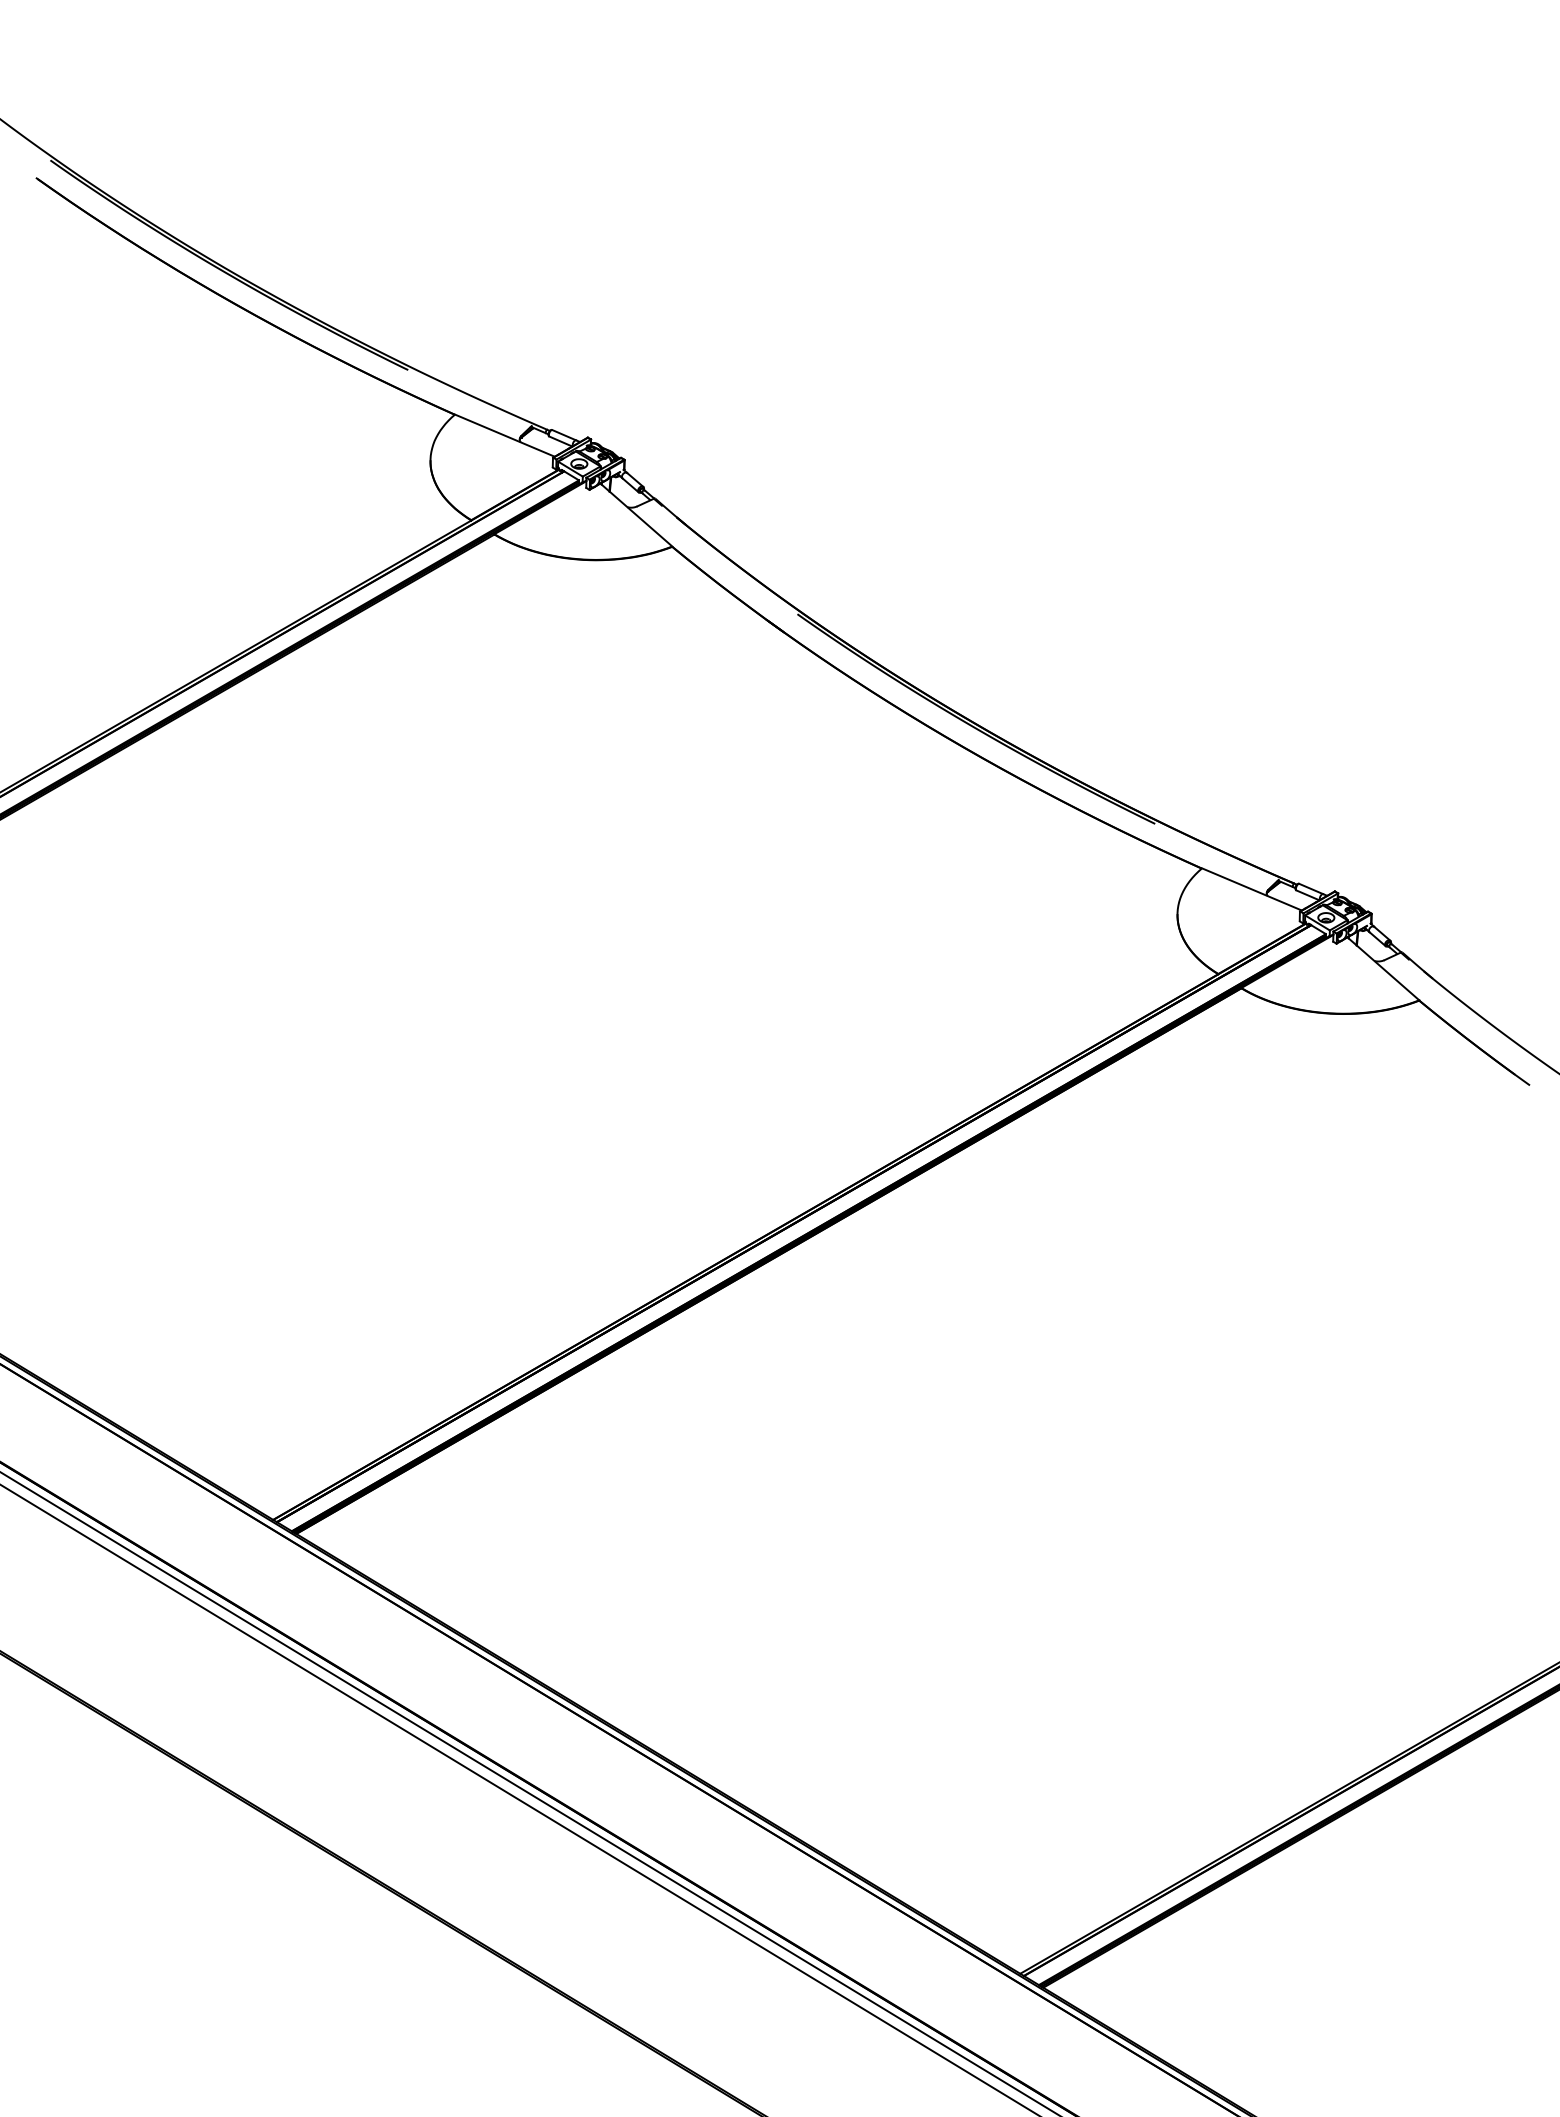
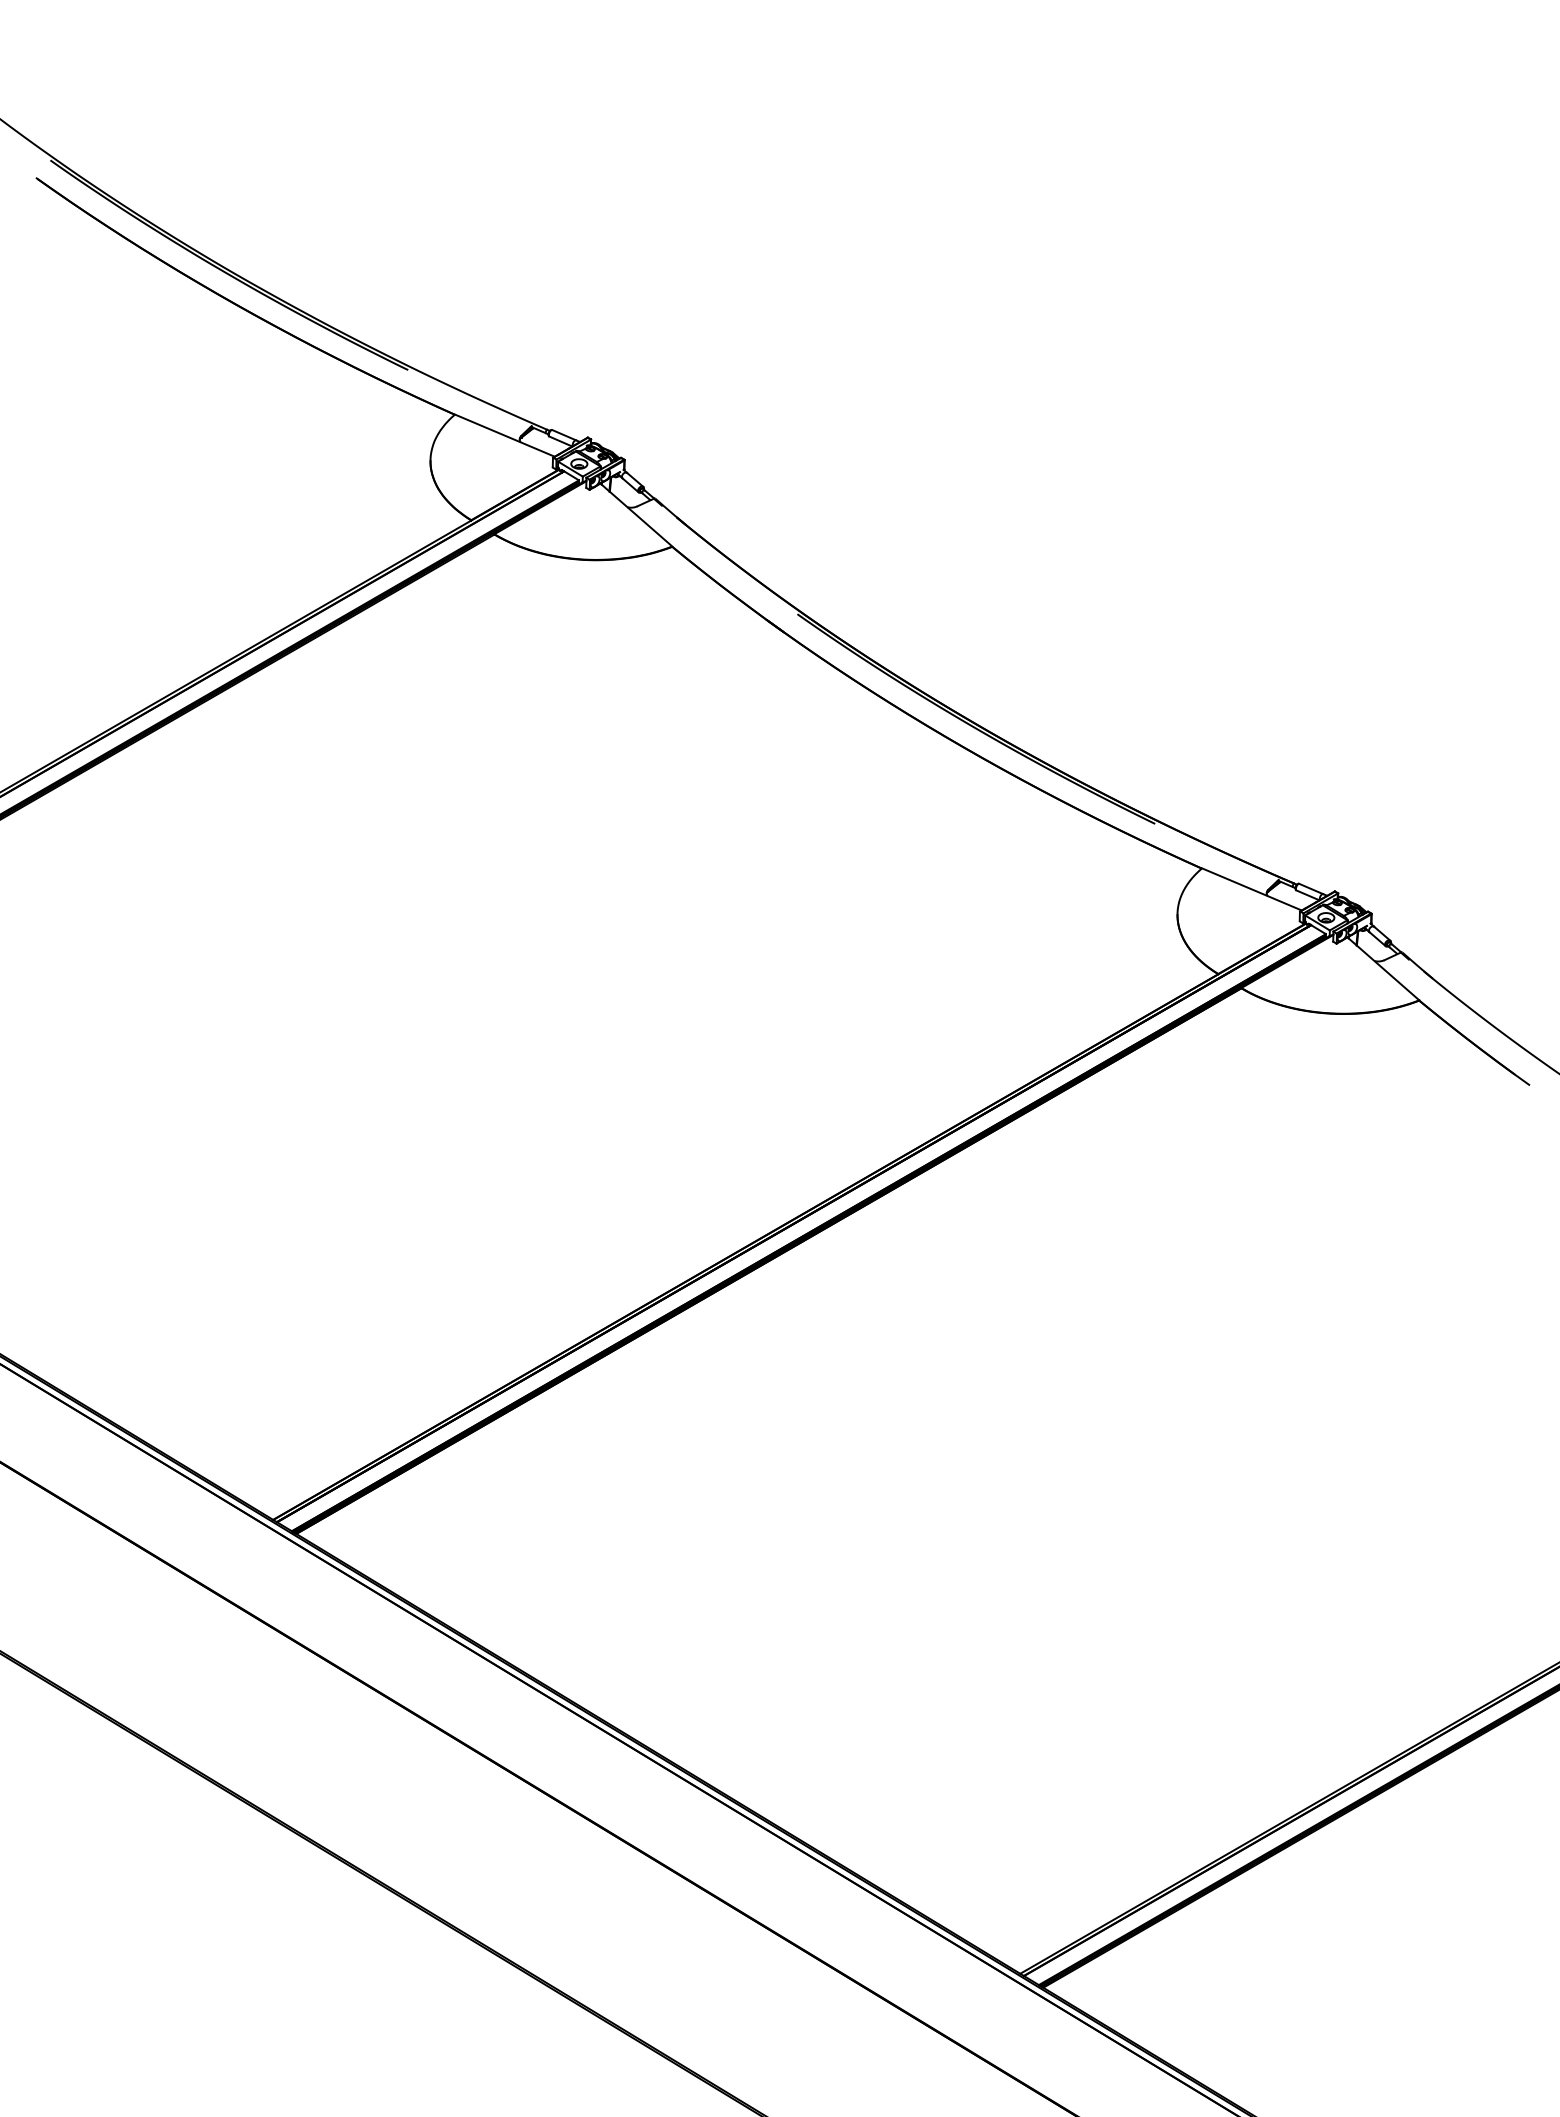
line: present -> none (529, 1793)
line: present -> none (519, 1799)
